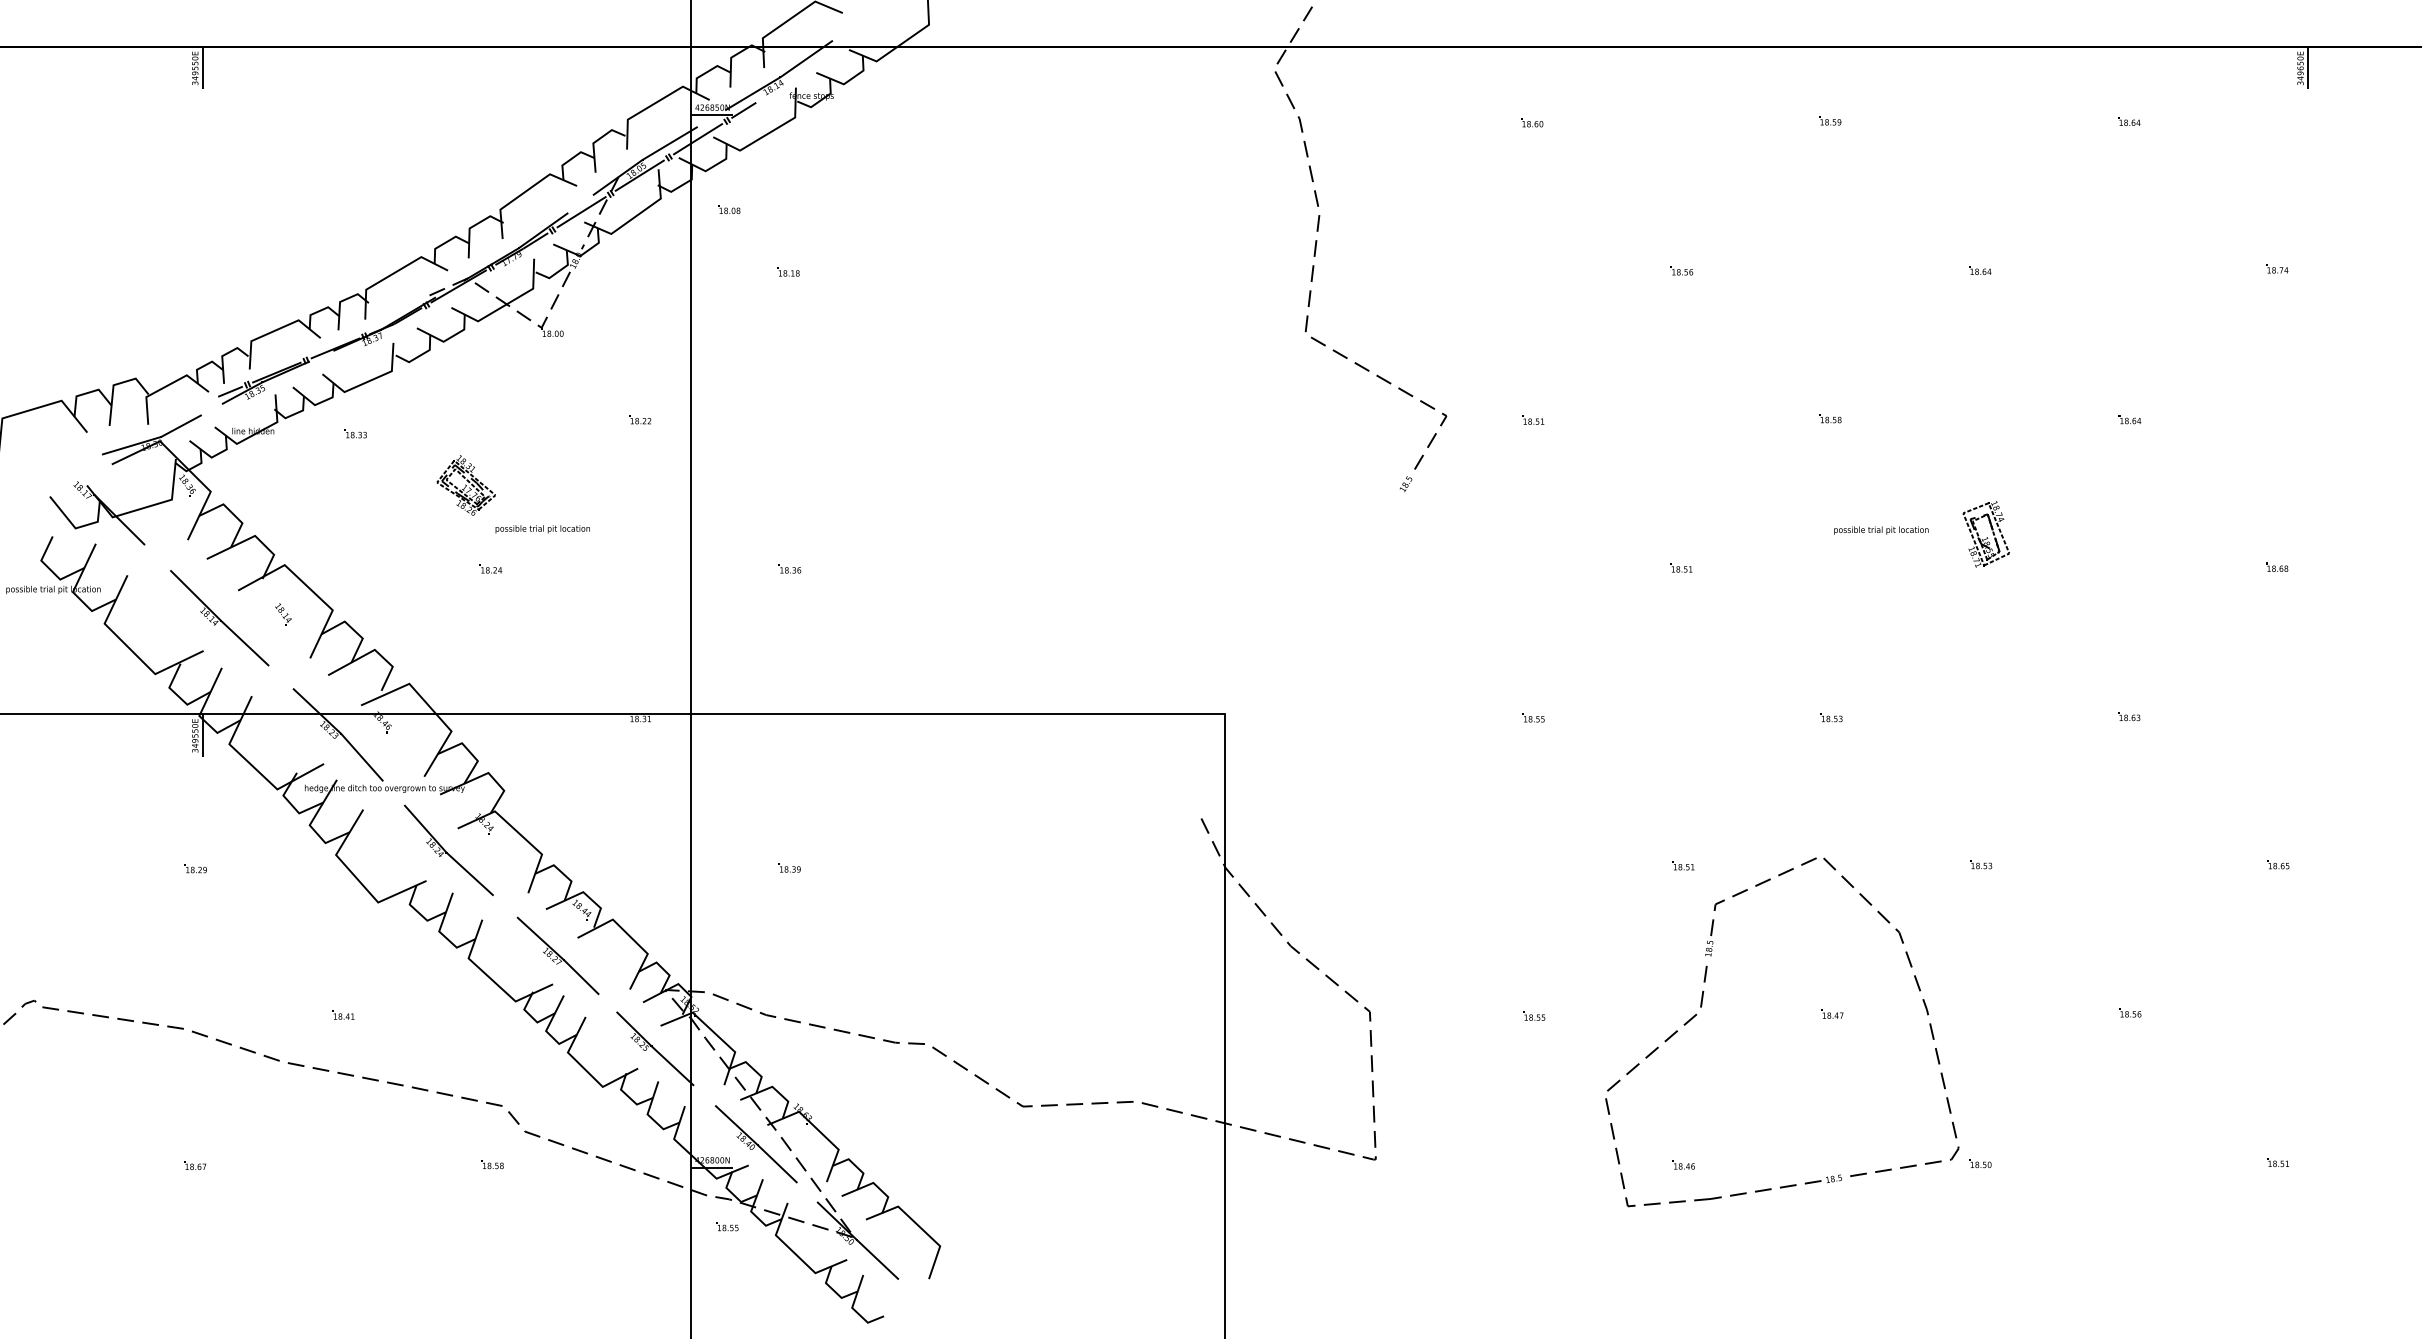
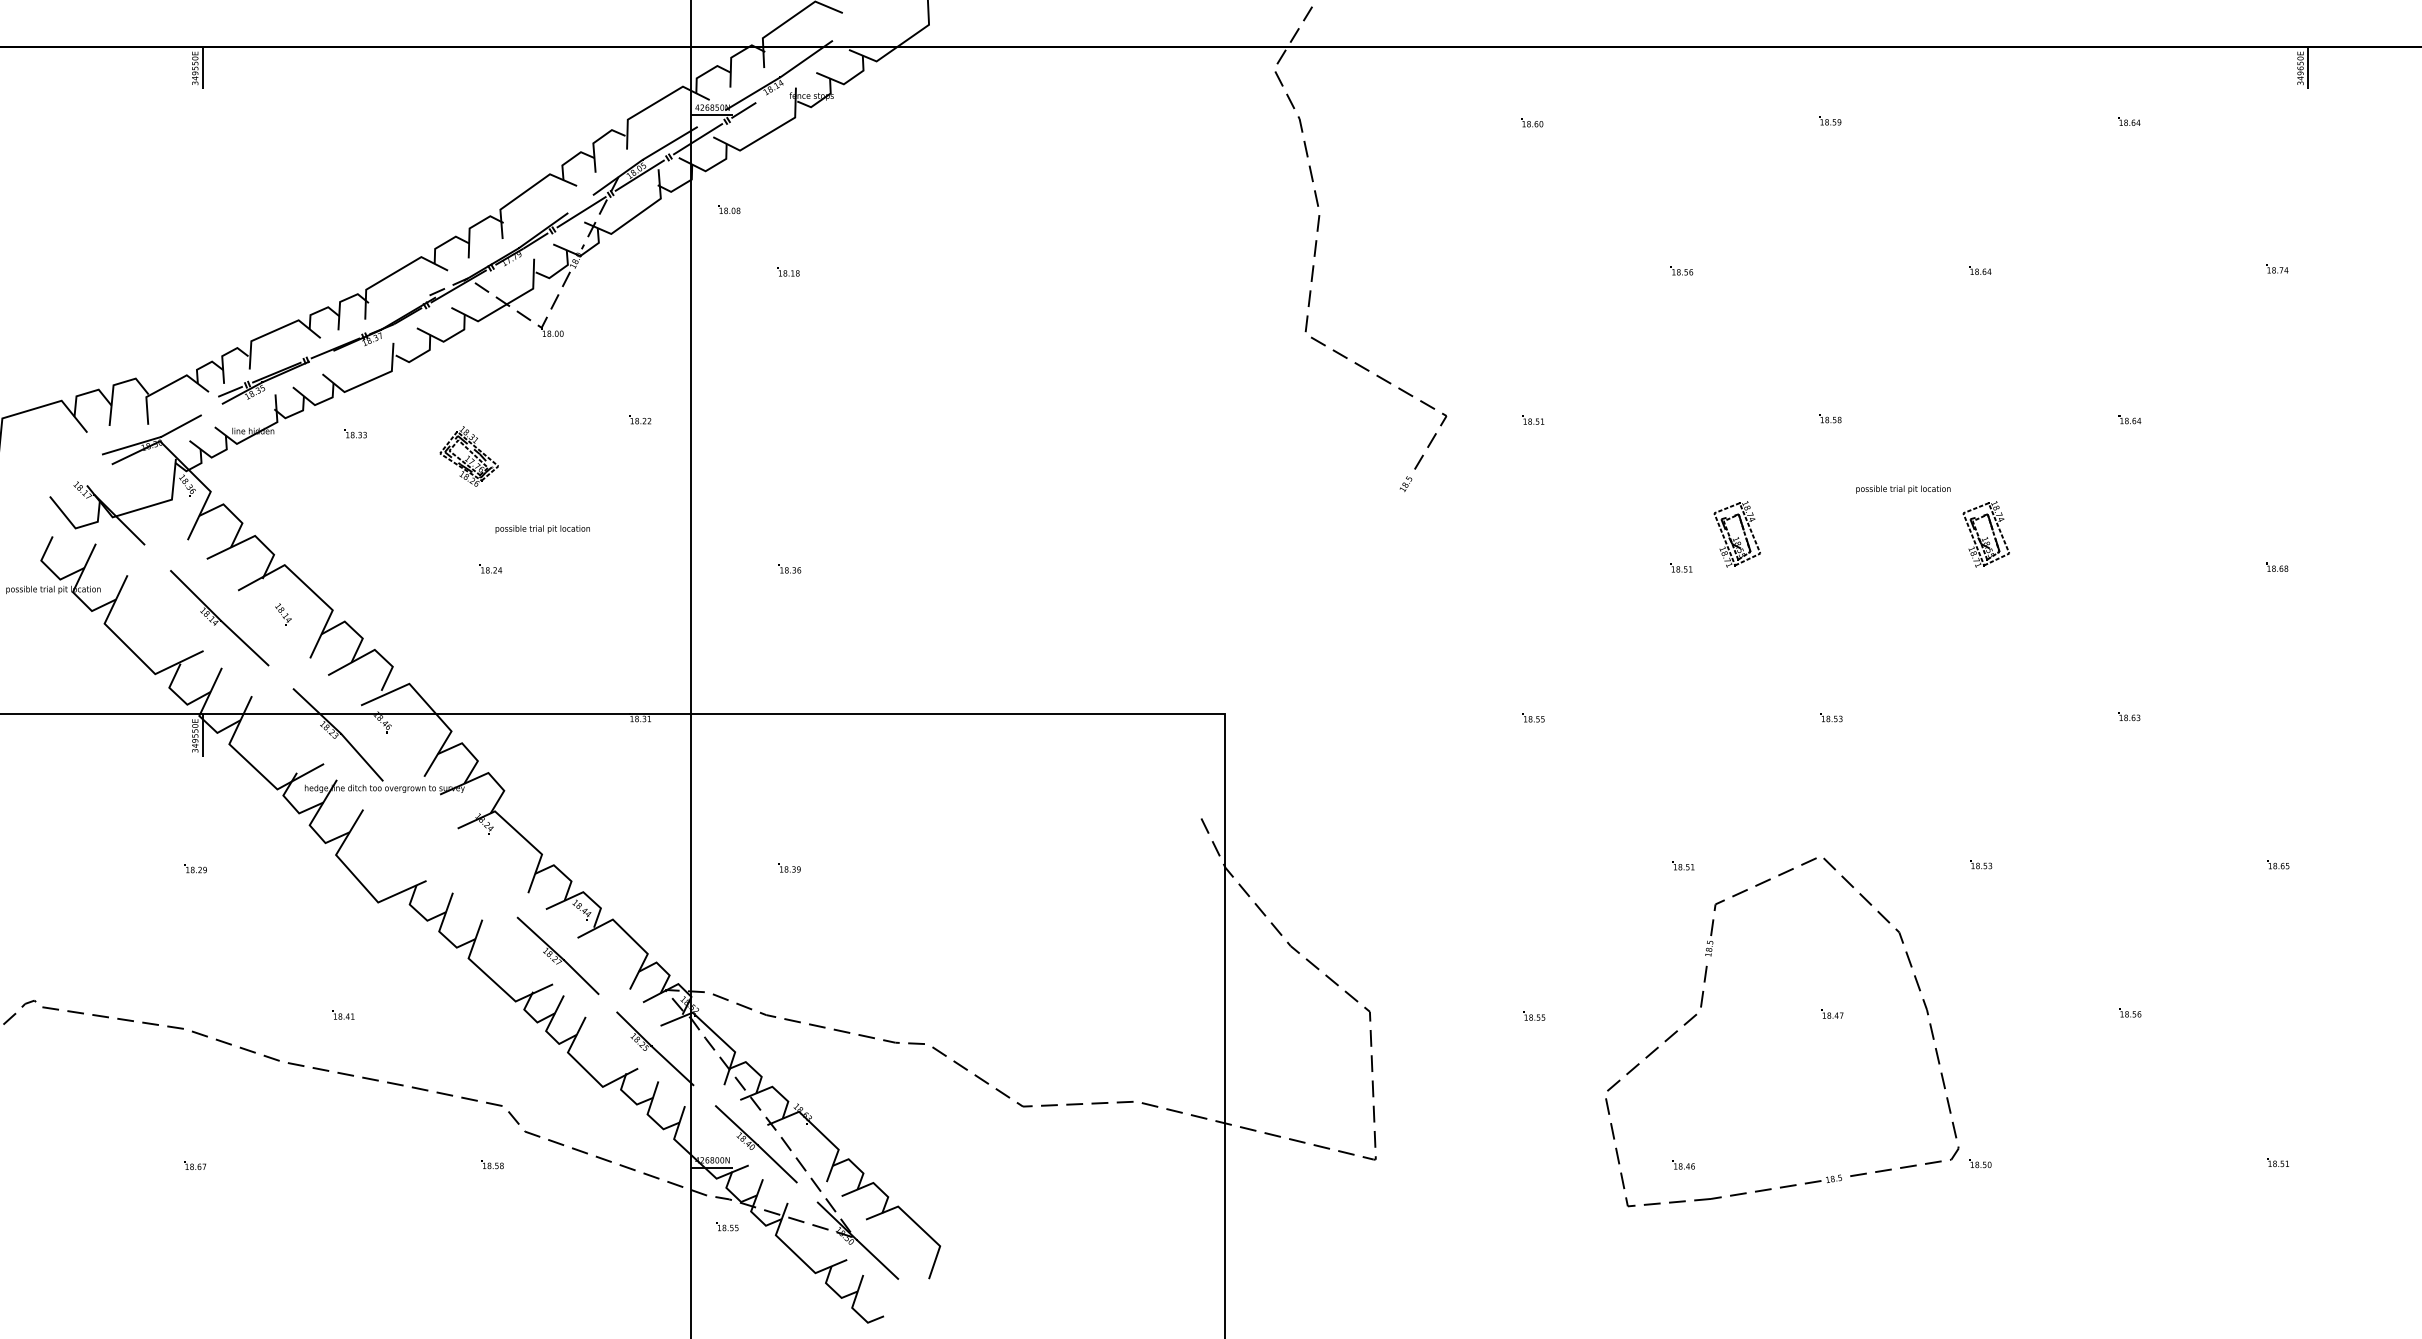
part position: (465, 485) -> (468, 456) (468, 456)
text position: (1881, 530) -> (1903, 489) (1903, 489)
part: none -> present (1736, 534)
part: present -> none (448, 849)
